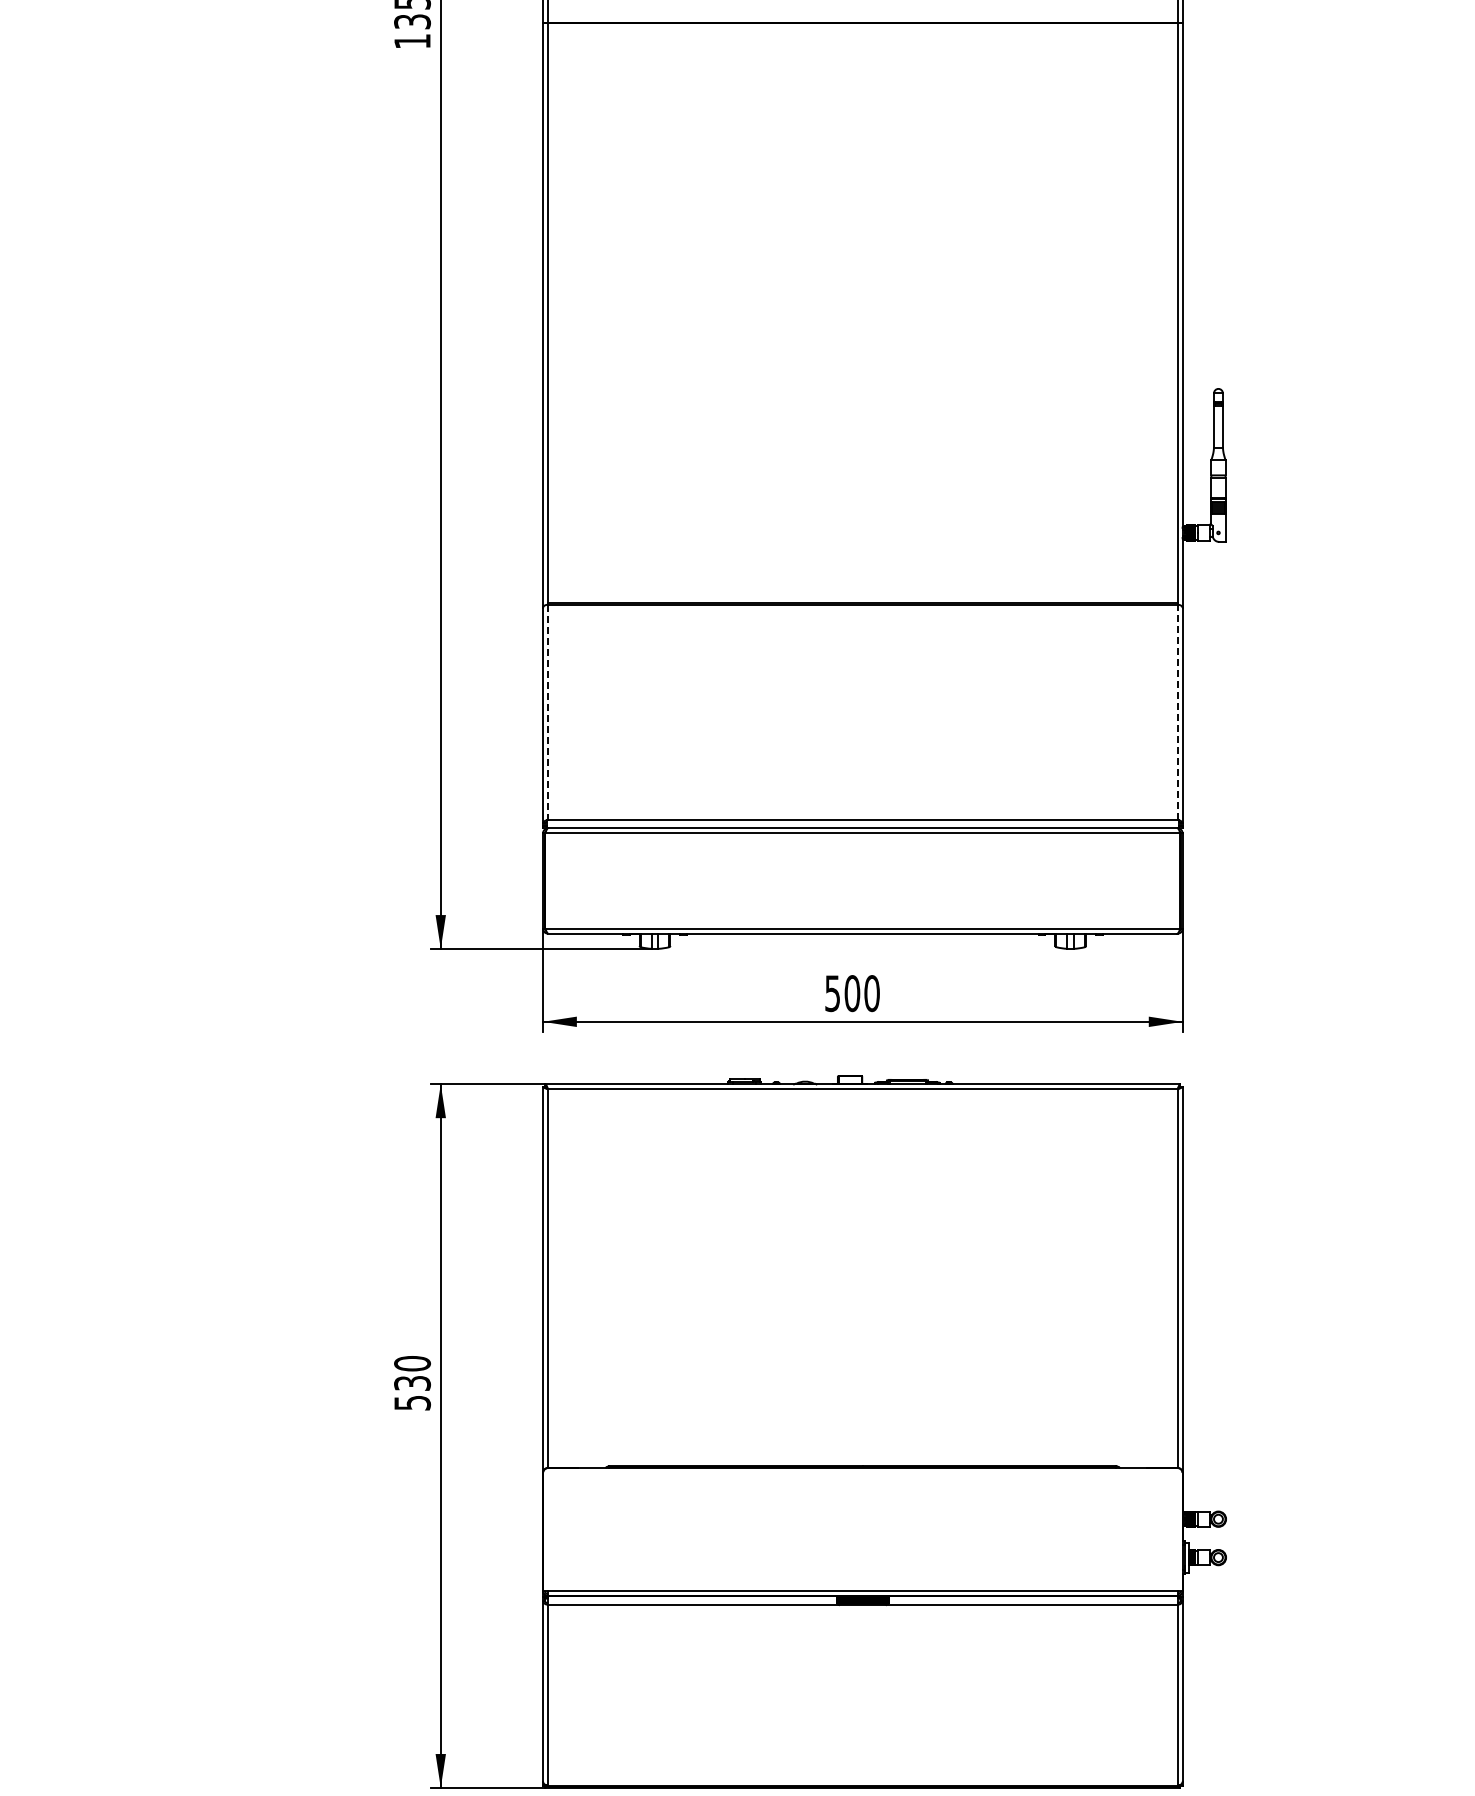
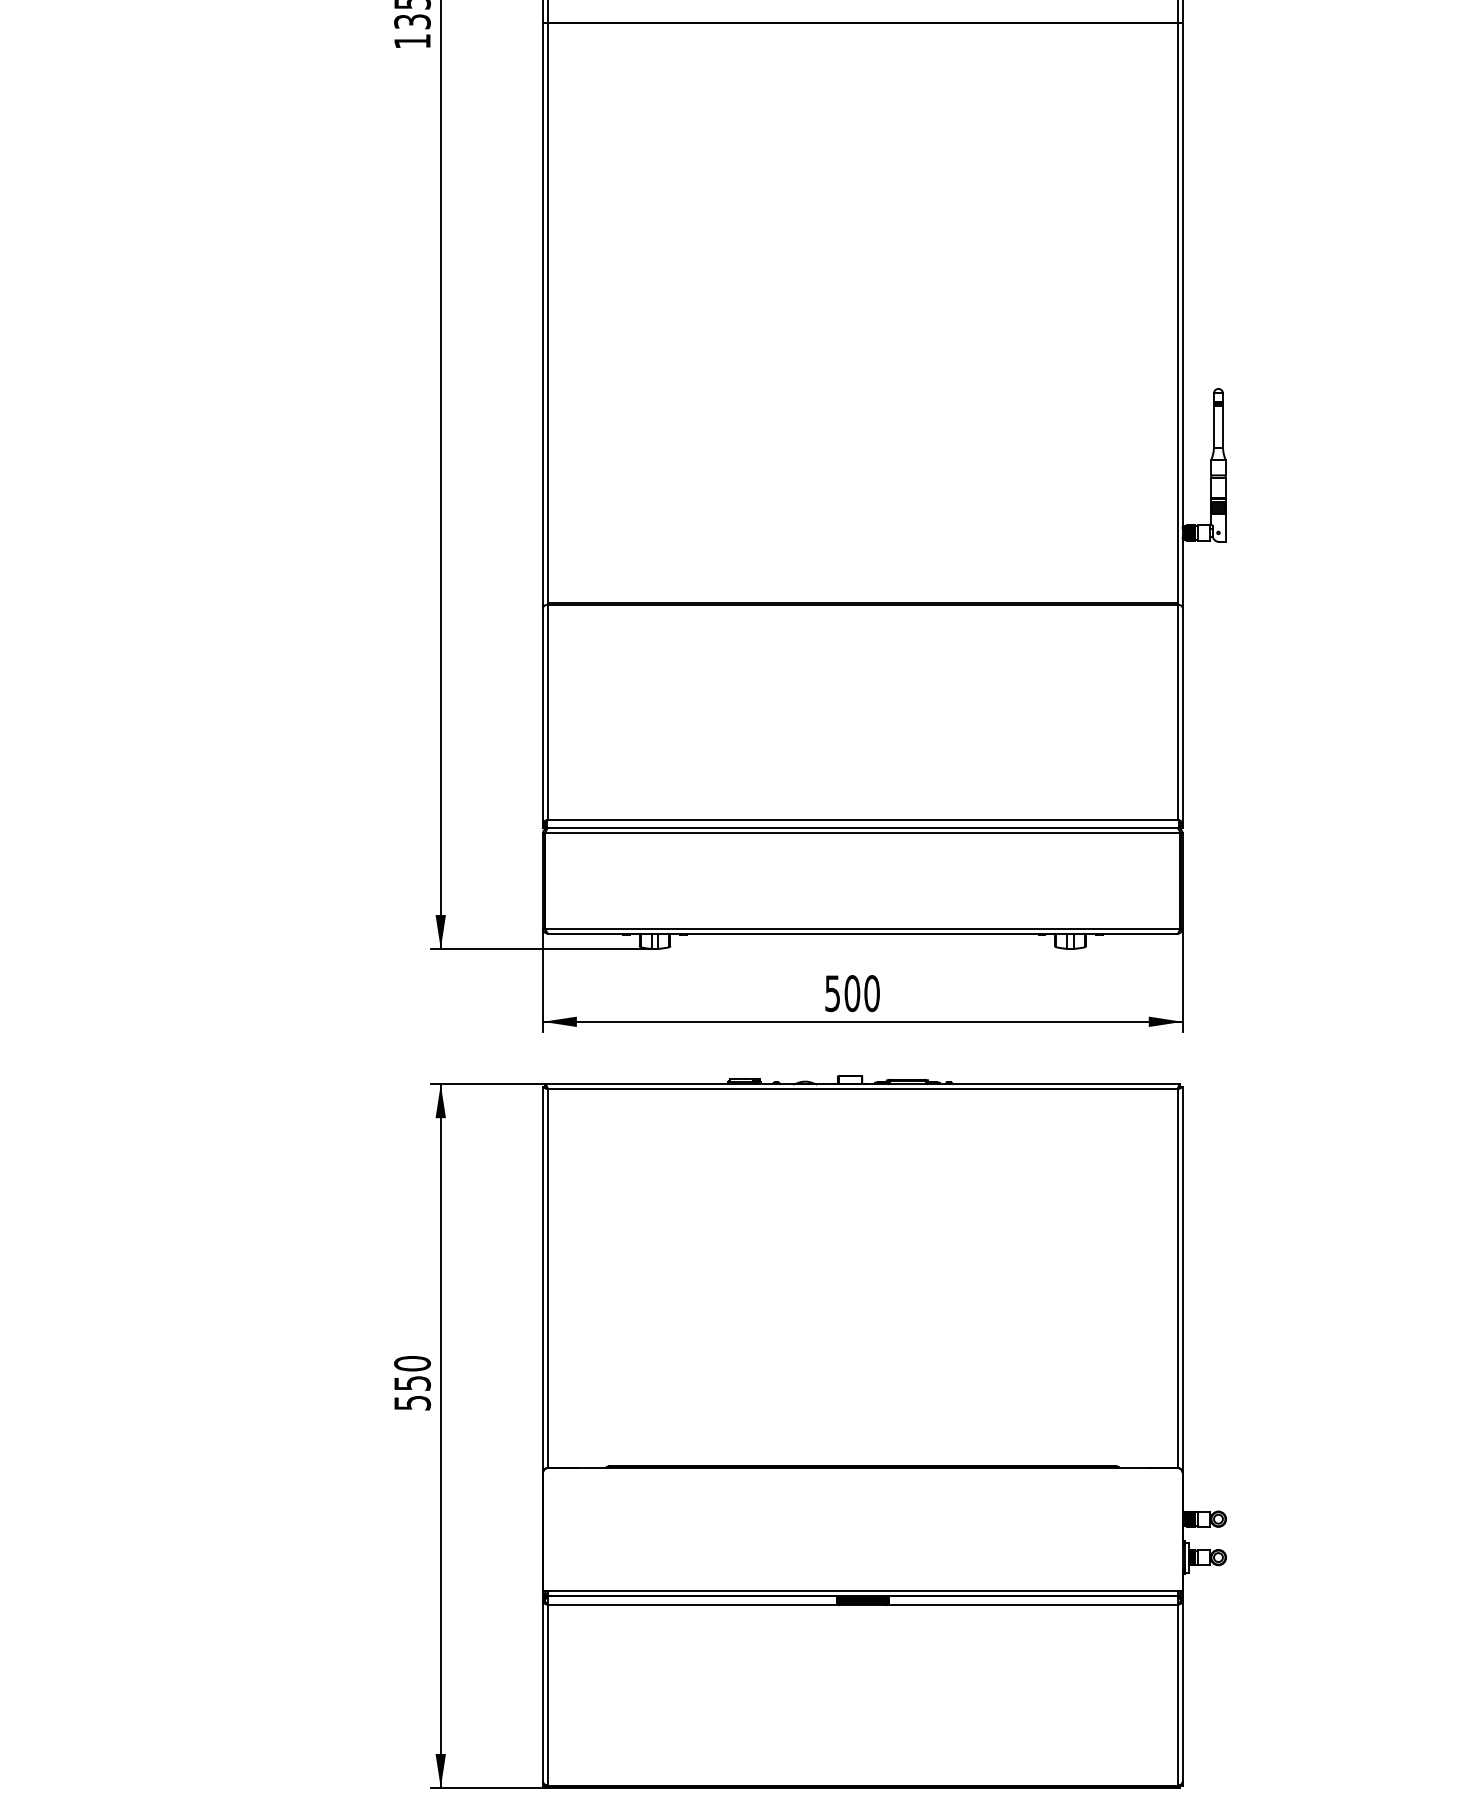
line: dashed -> solid (548, 712)
line: dashed -> solid (1177, 712)
text: 530 -> 550 (412, 1383)
